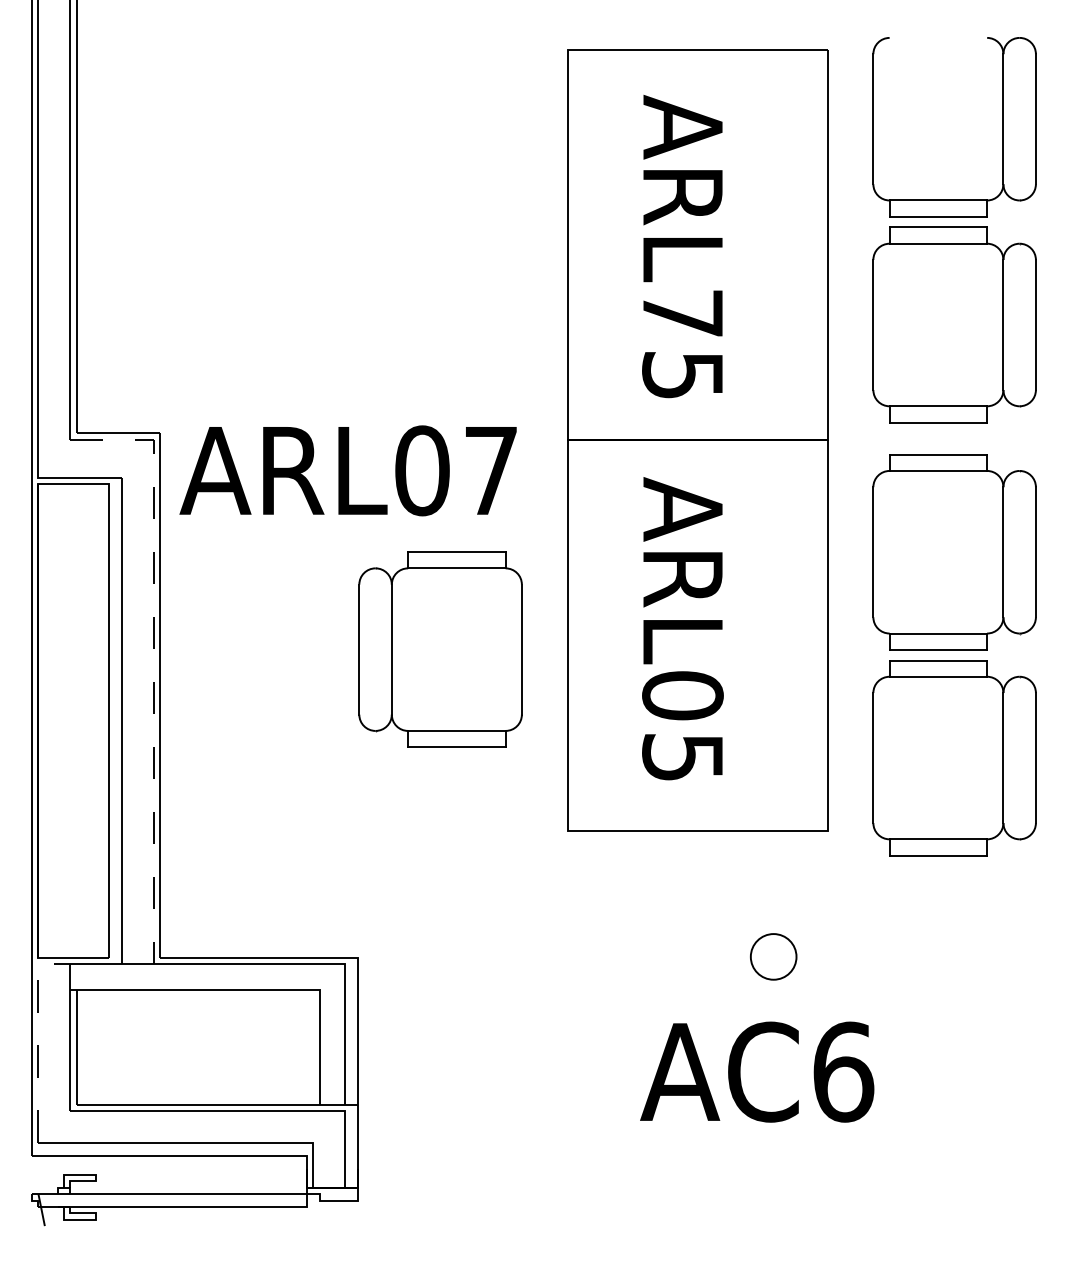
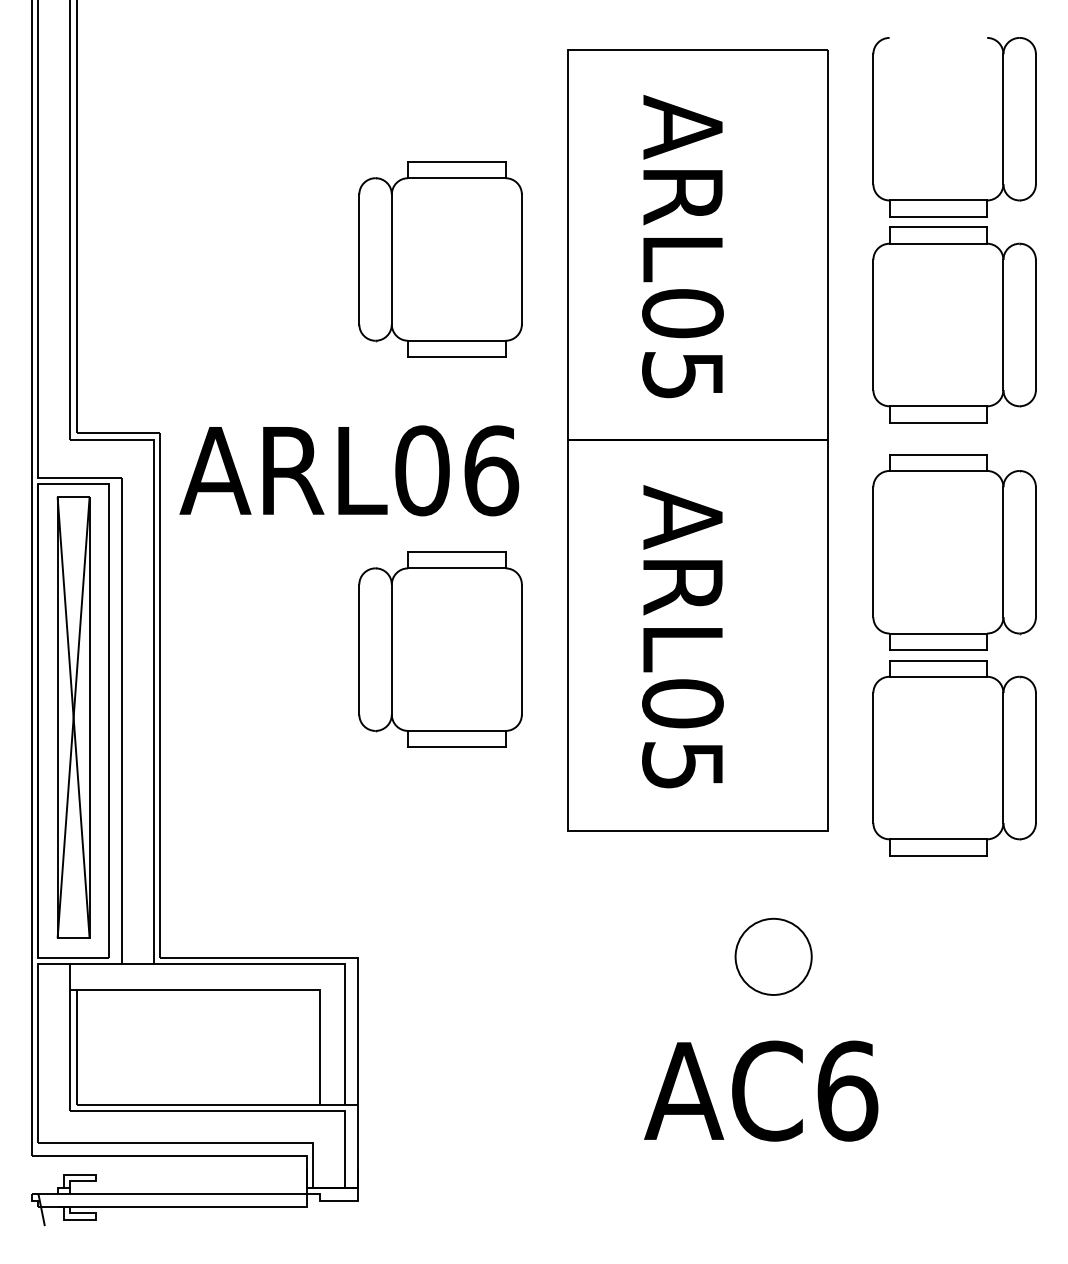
part: none -> present (440, 259)
text: ARL75 -> ARL05 (682, 313)
text: ARL07 -> ARL06 (491, 470)
text position: (682, 628) -> (682, 636) (682, 636)
line: dashed -> solid (153, 659)
part: none -> present (73, 717)
circle diameter: 46 px -> 76 px (773, 956)
line: dashed -> solid (38, 1036)
text position: (757, 1071) -> (761, 1090) (761, 1090)
